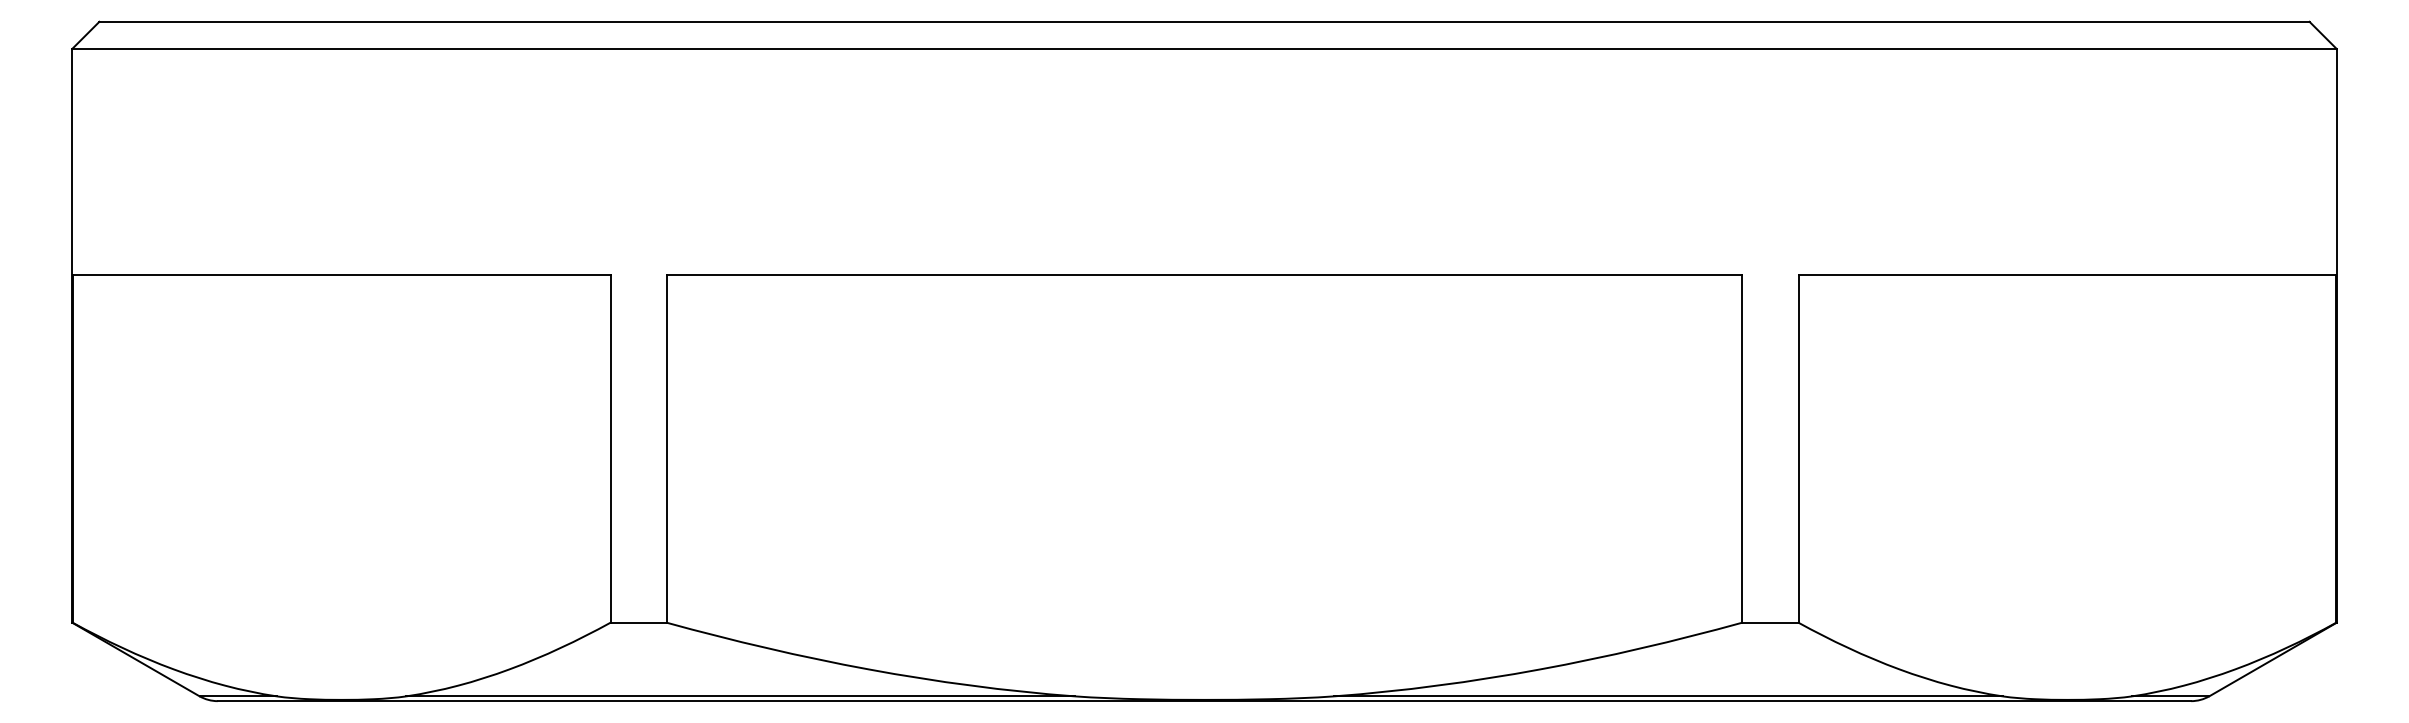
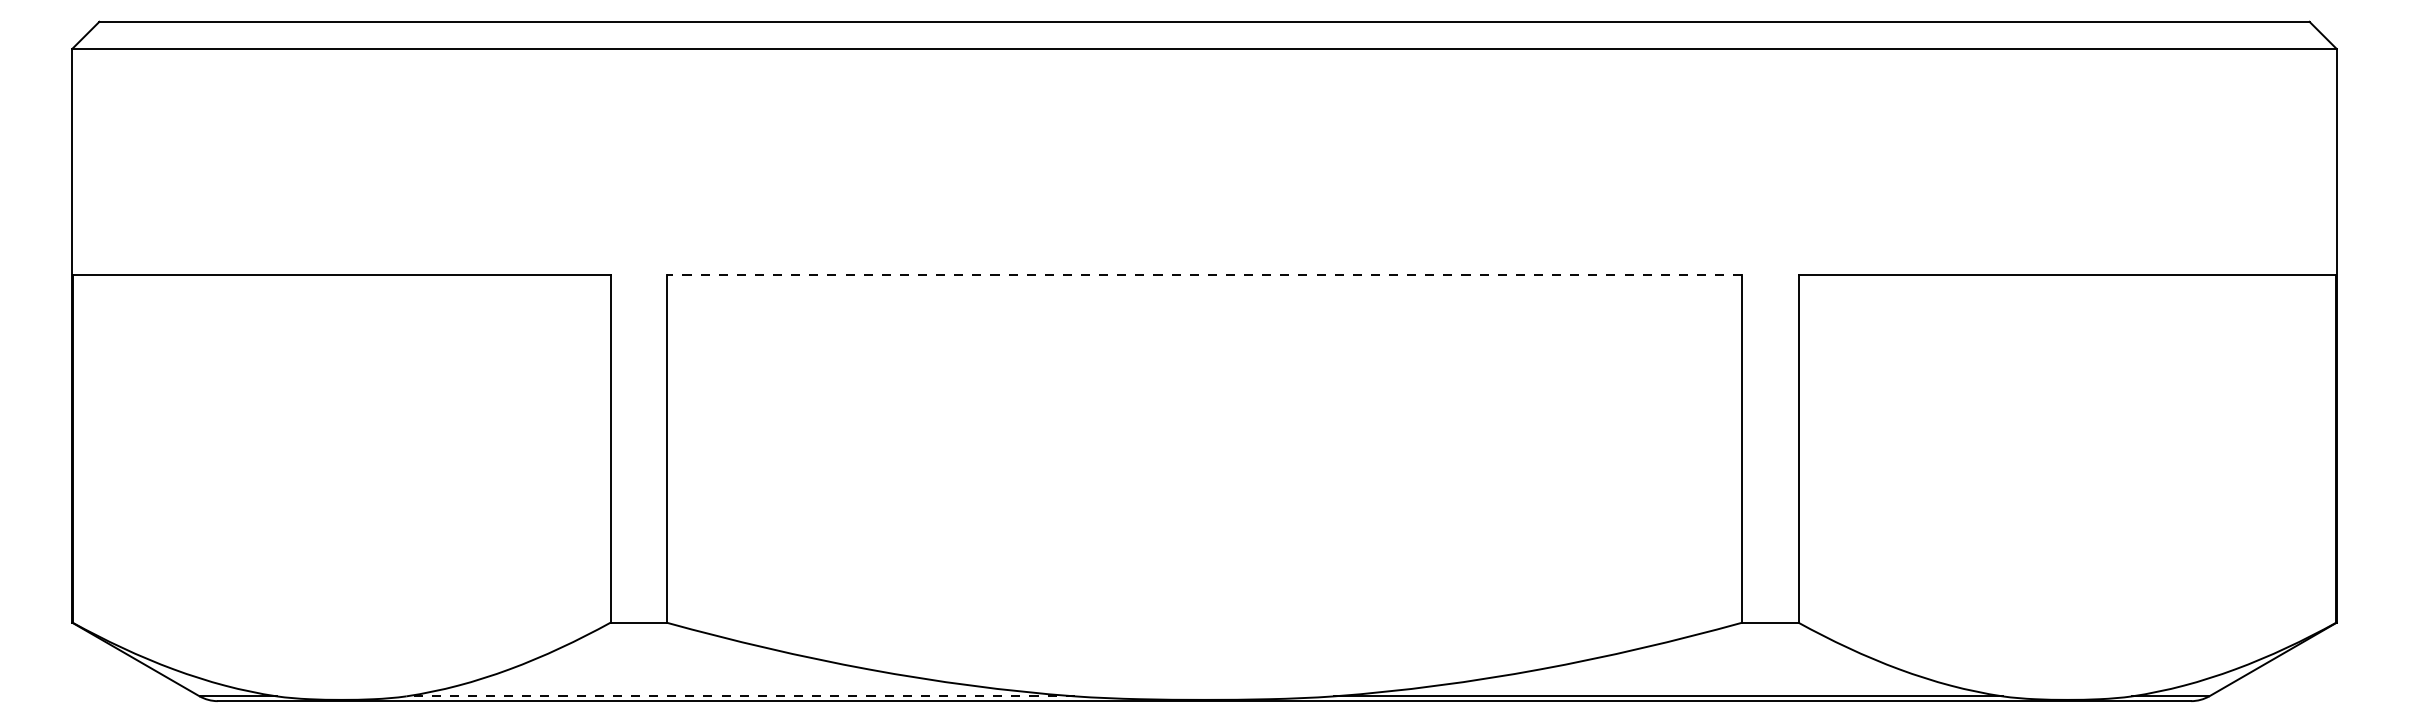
line: solid -> dashed (1204, 275)
line: solid -> dashed (740, 696)
